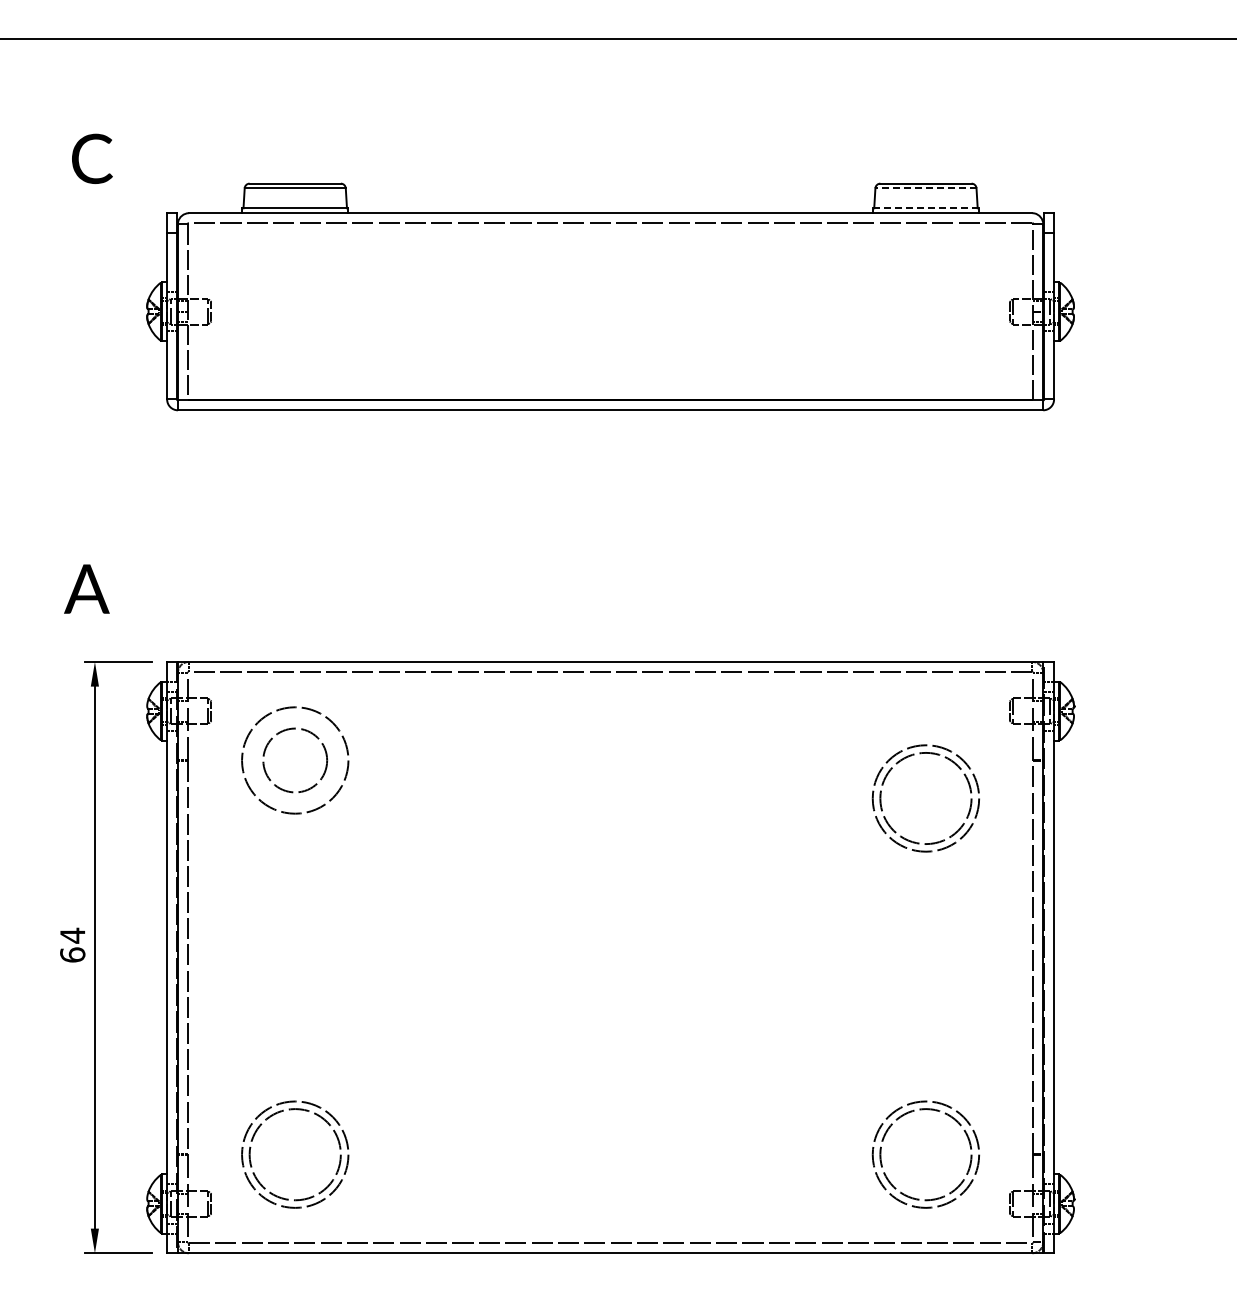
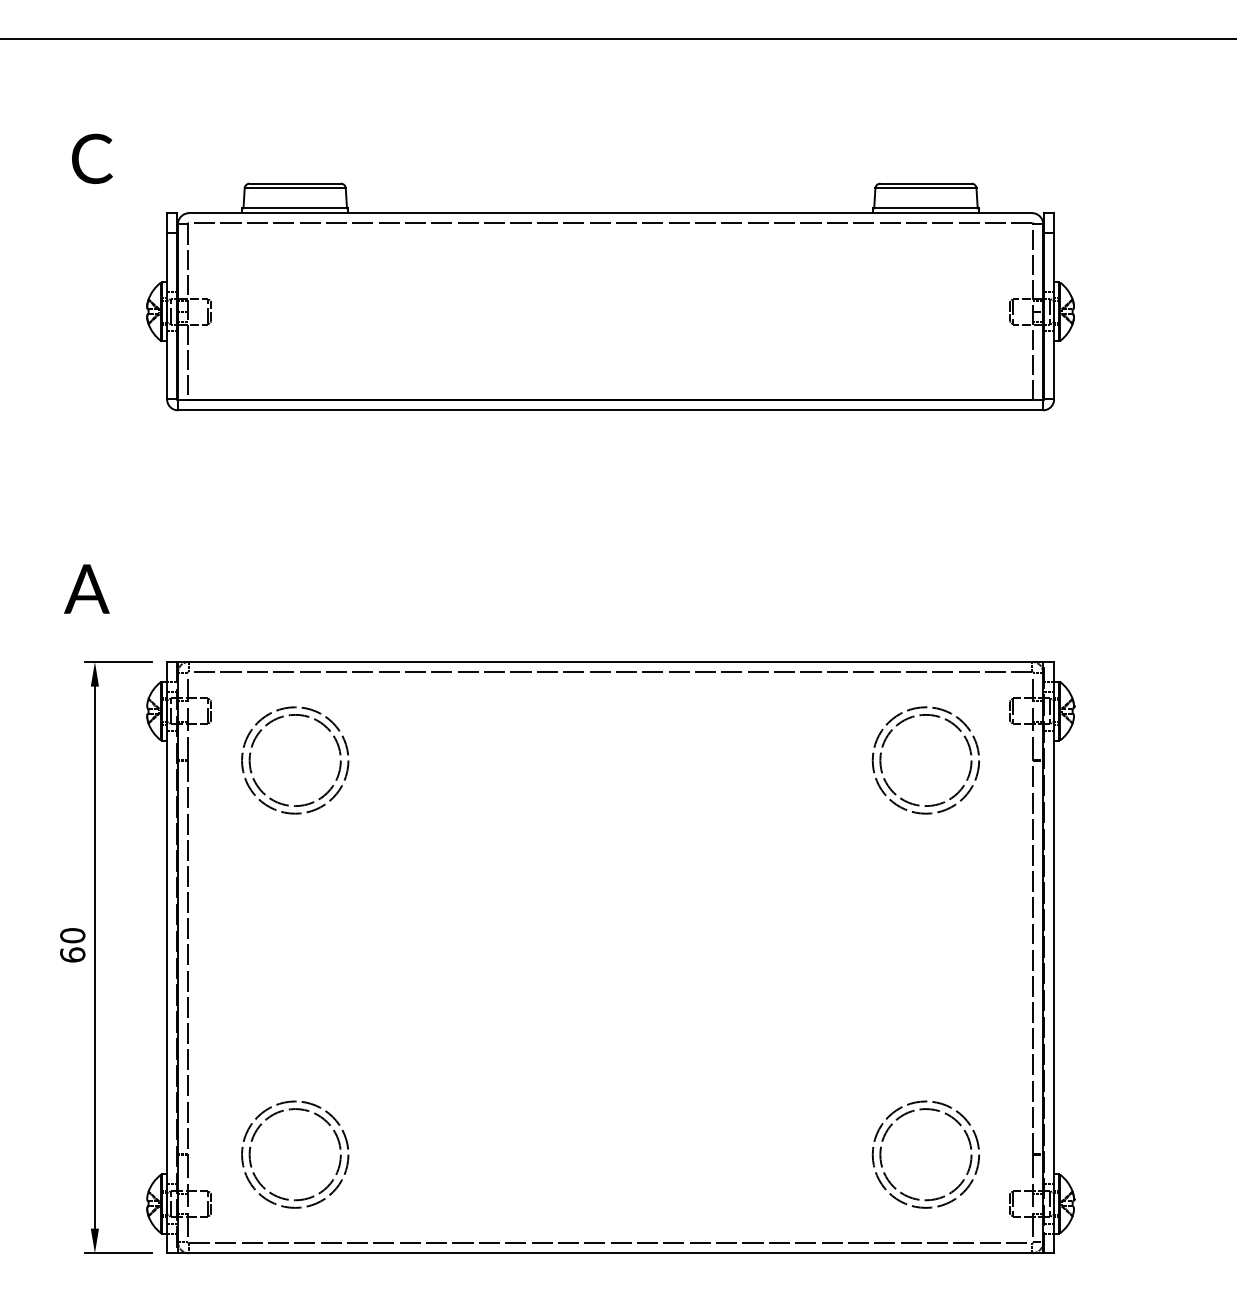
line: dashed -> solid (925, 188)
line: dashed -> solid (925, 208)
circle diameter: 64 px -> 91 px (294, 760)
part position: (885, 780) -> (885, 742) (885, 742)
text: 64 -> 60 (72, 935)
